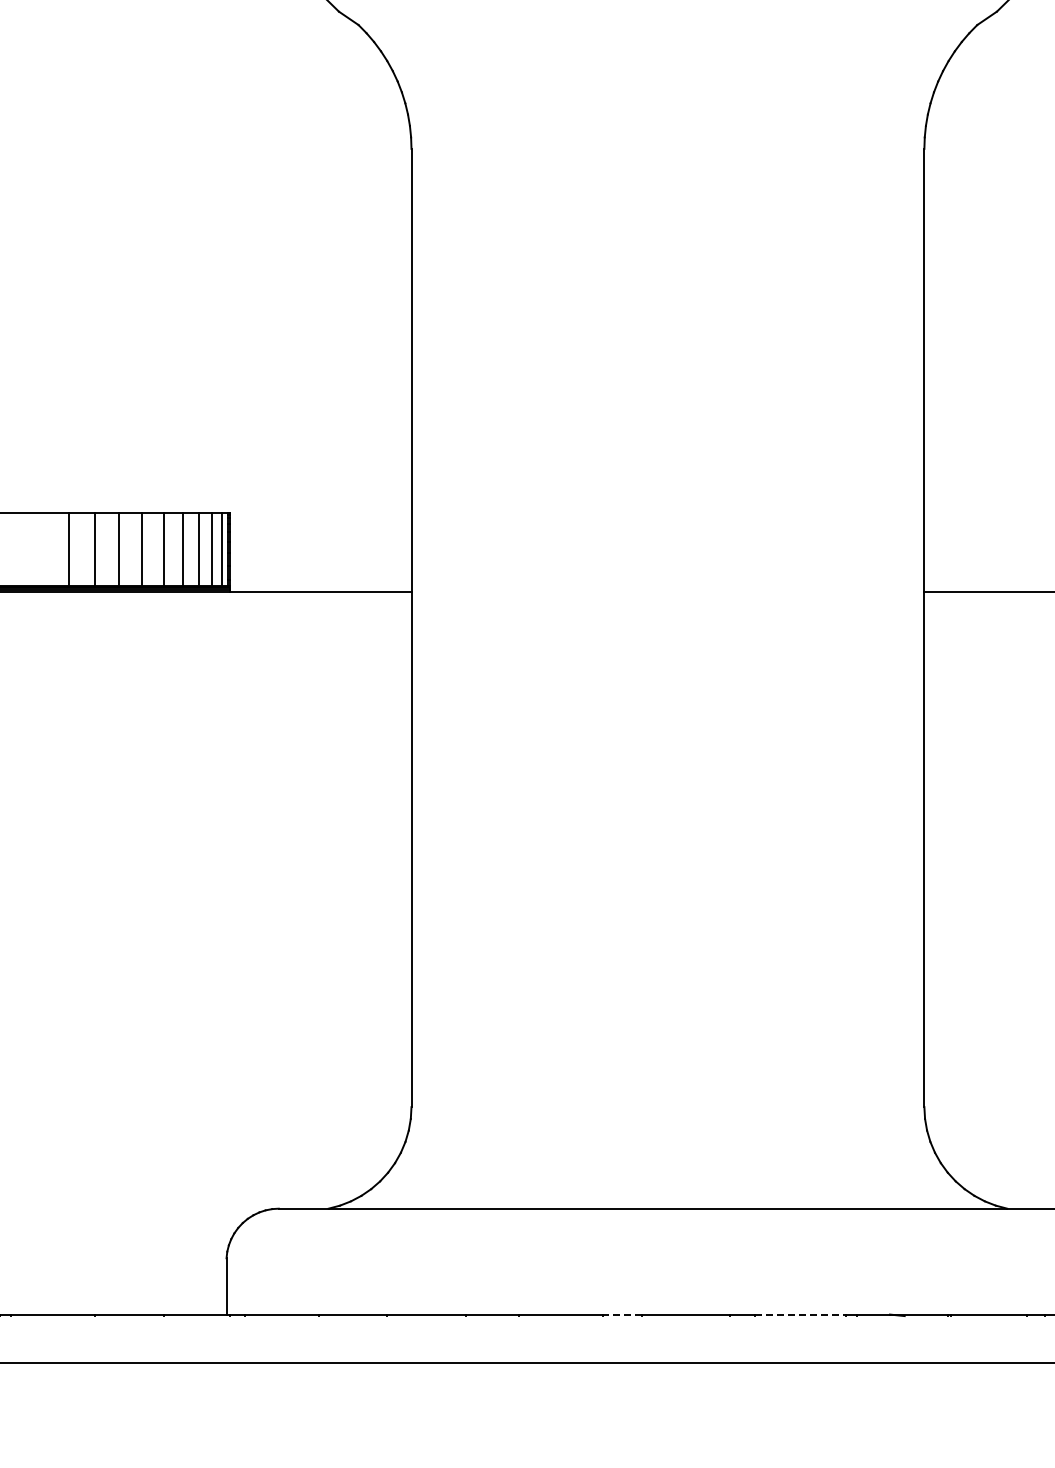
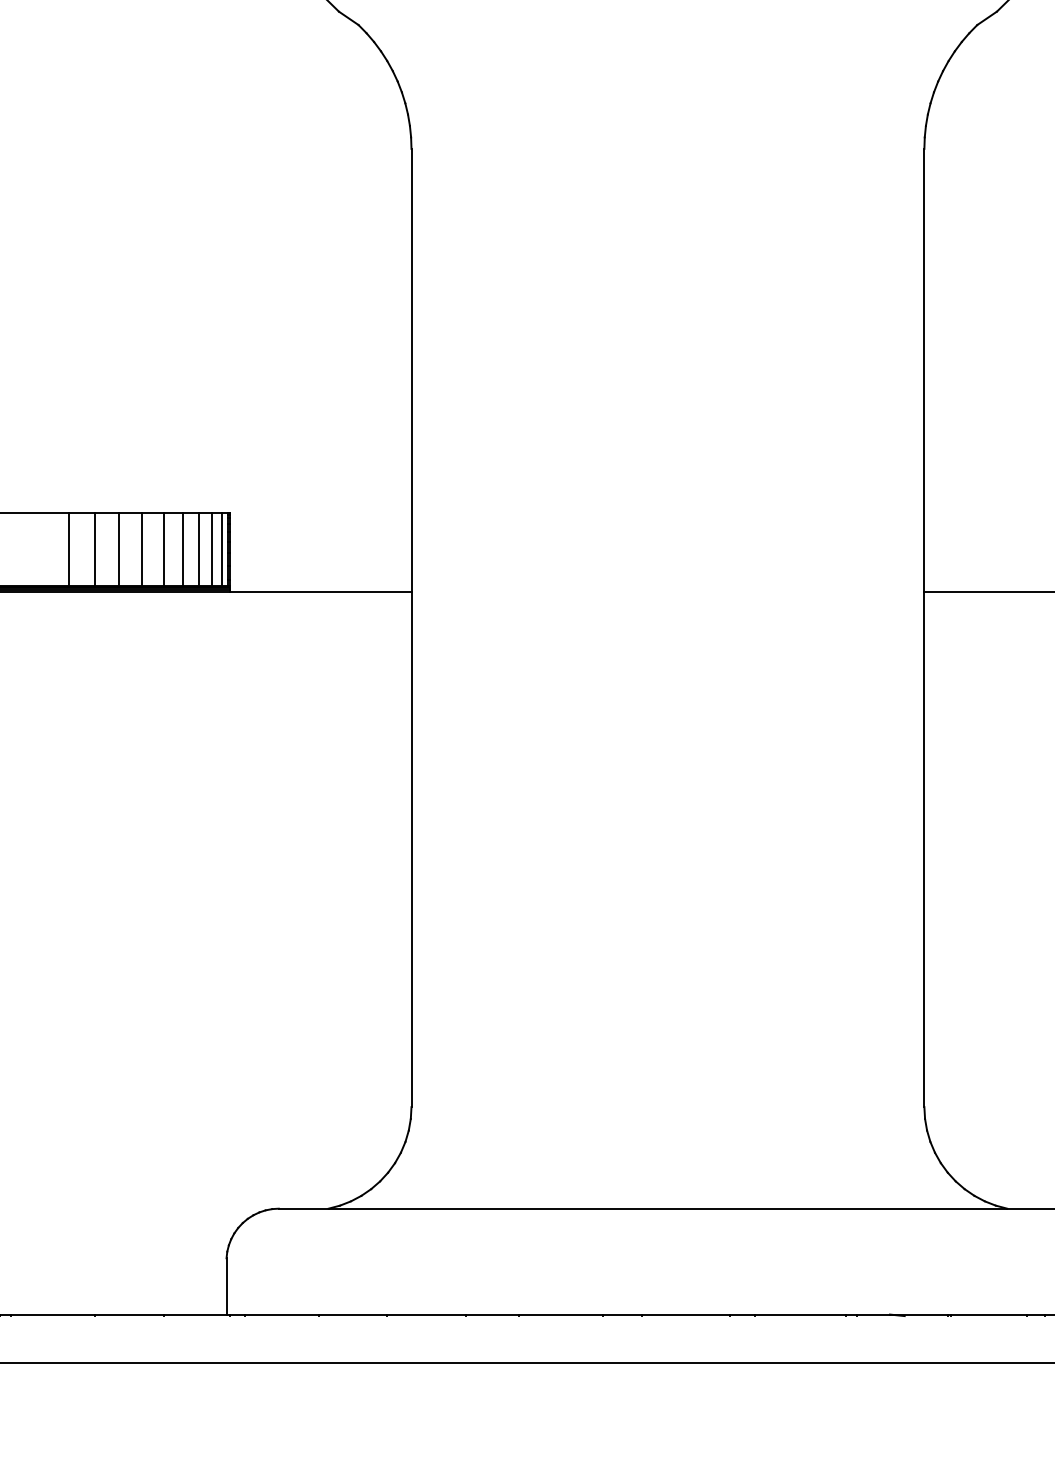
line: dashed -> solid (622, 1314)
line: dashed -> solid (800, 1314)
